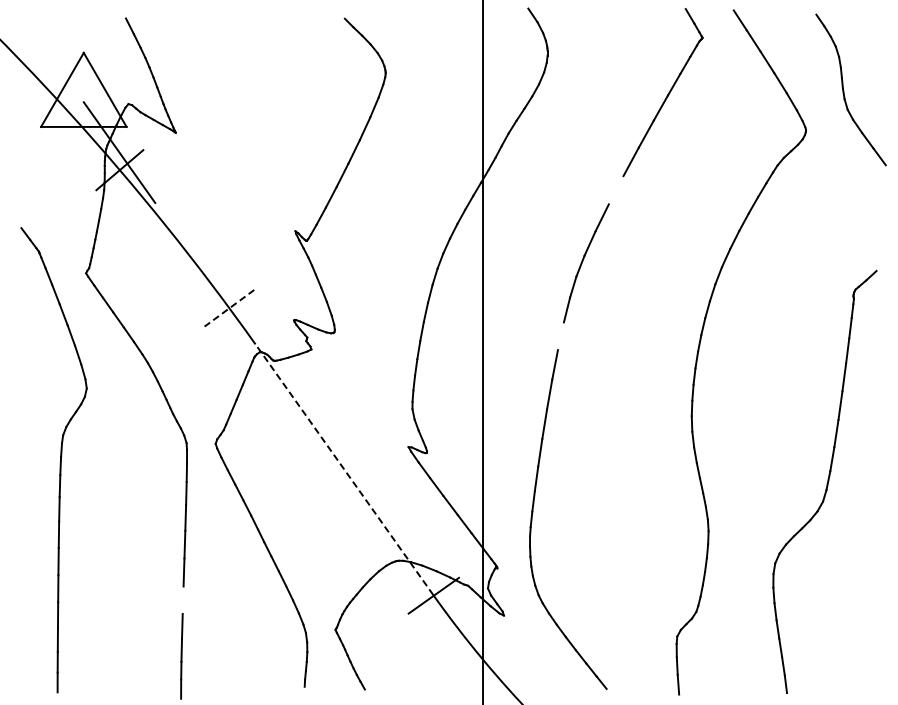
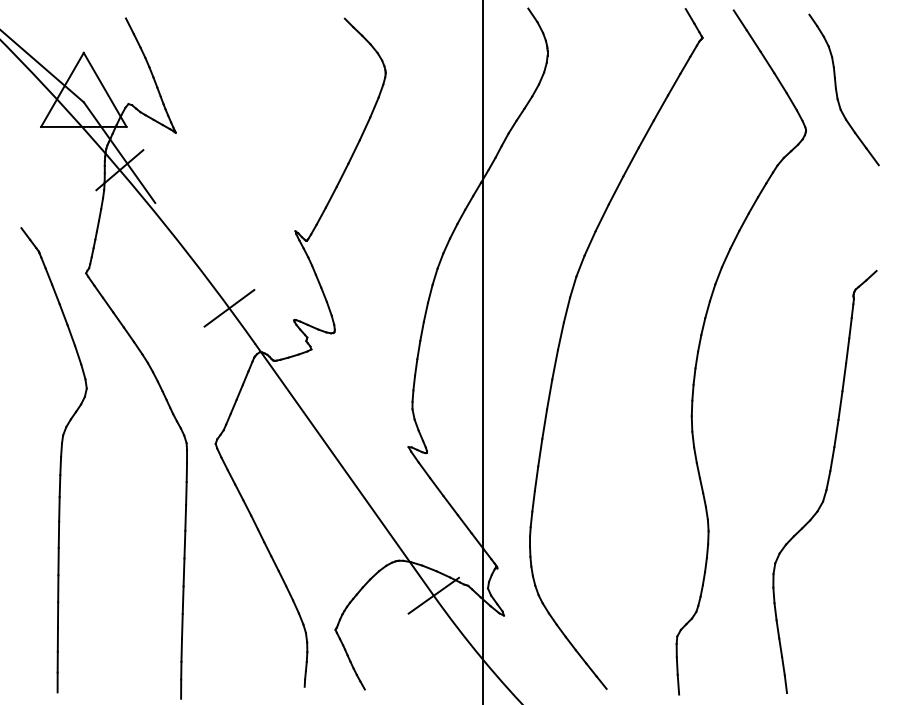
line: none -> present (42, 66)
part position: (844, 90) -> (837, 90) (837, 90)
line: none -> present (615, 190)
line: dashed -> solid (229, 308)
line: none -> present (560, 336)
line: dashed -> solid (344, 469)
line: none -> present (182, 599)
